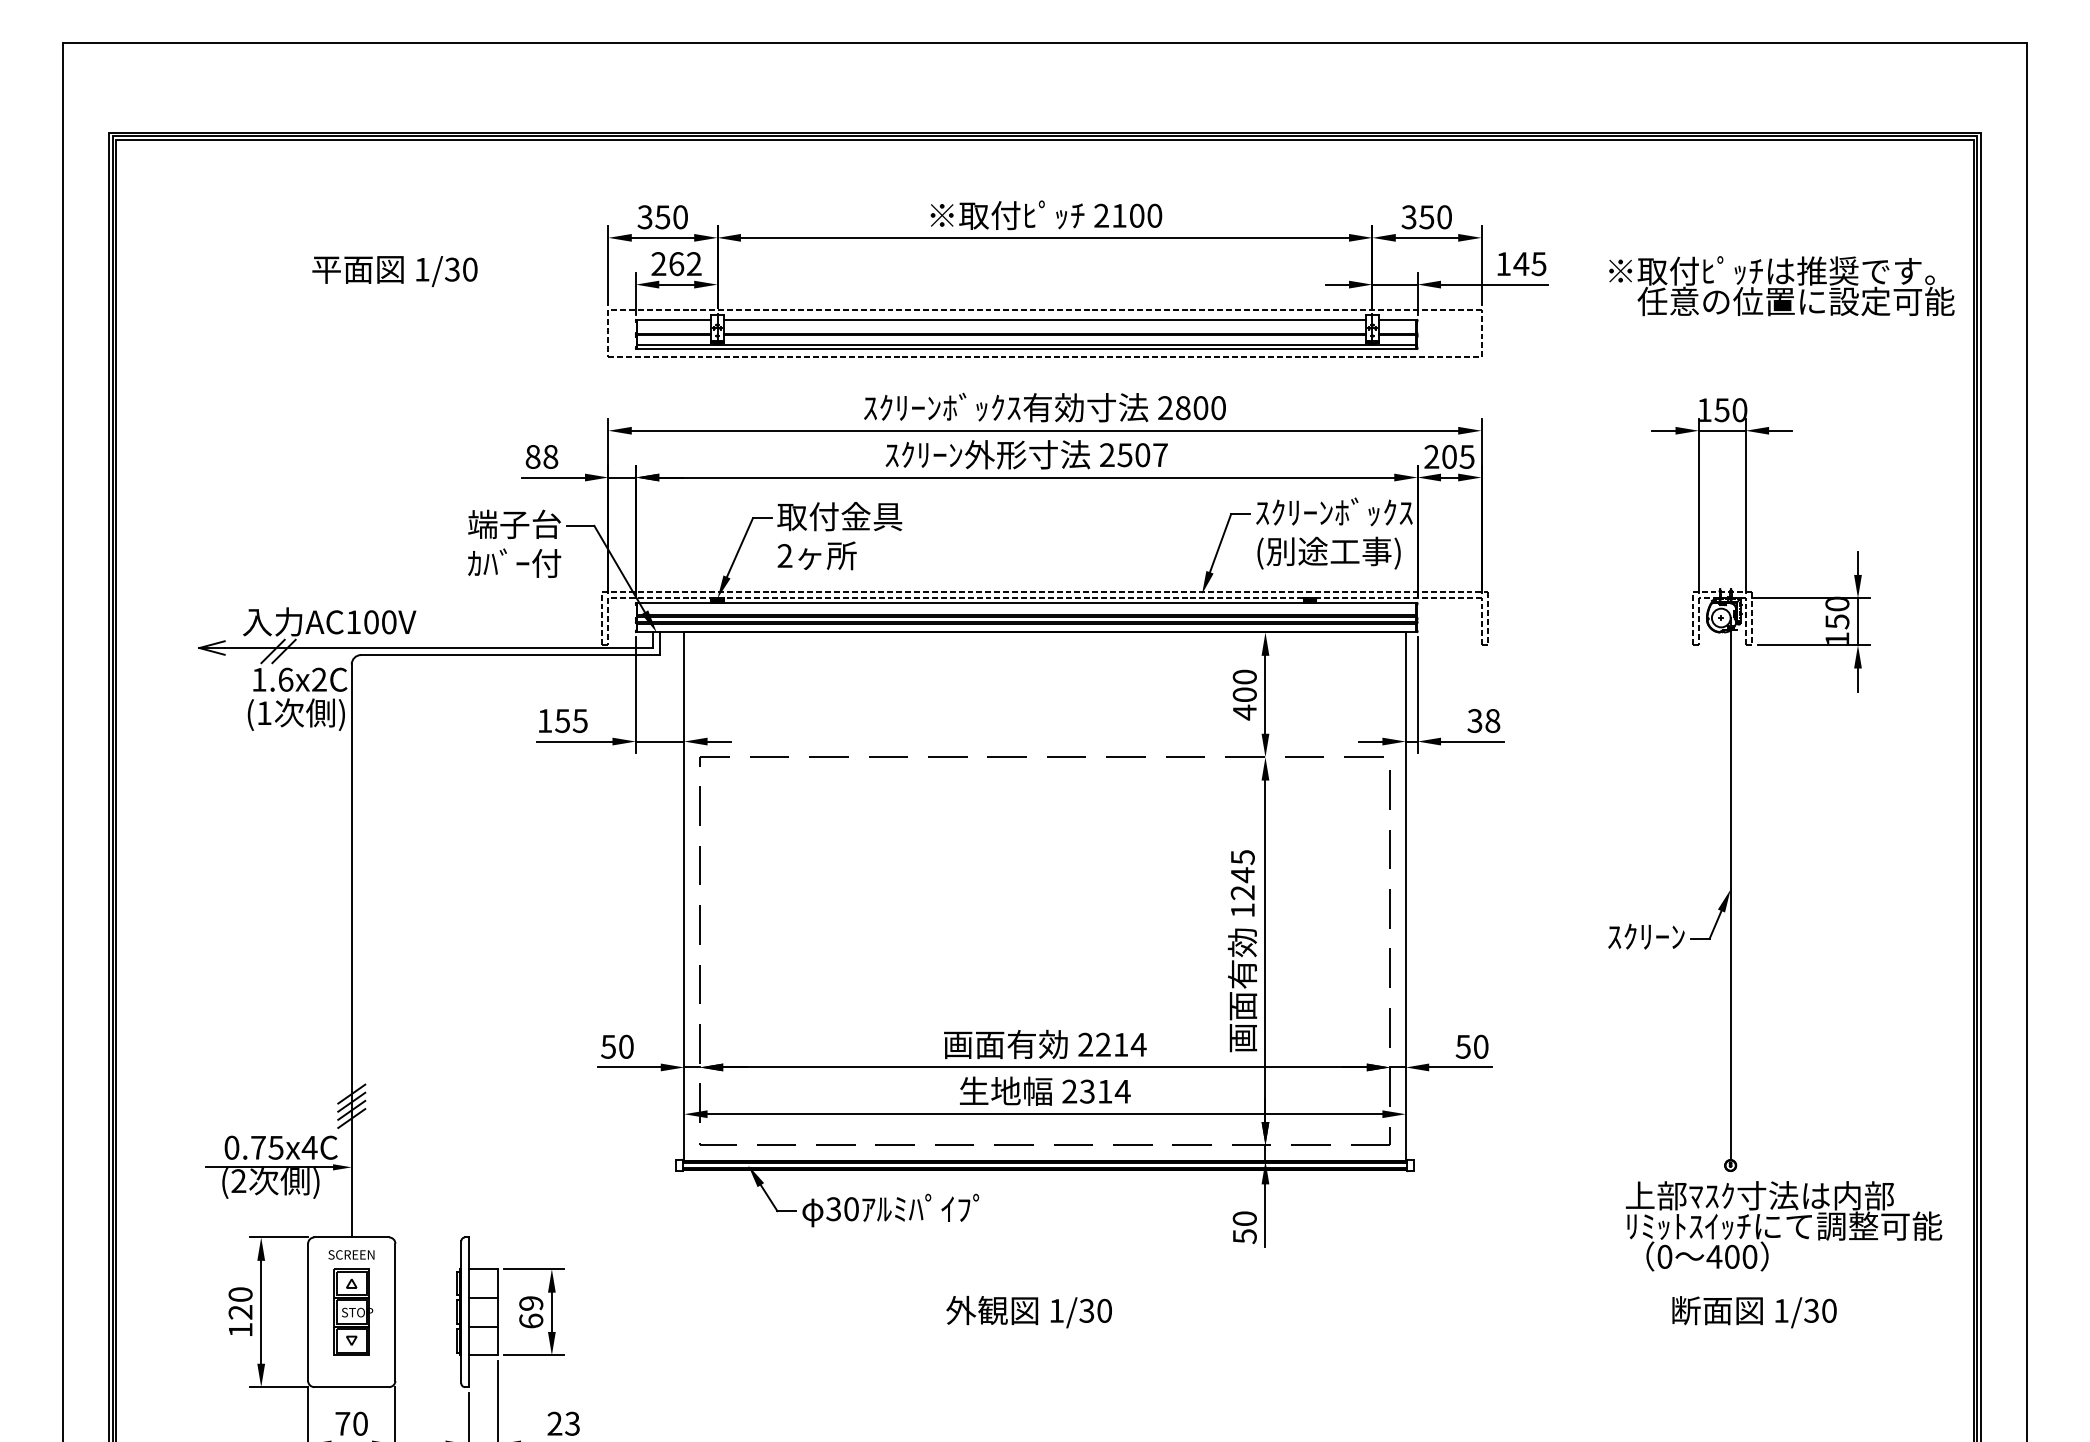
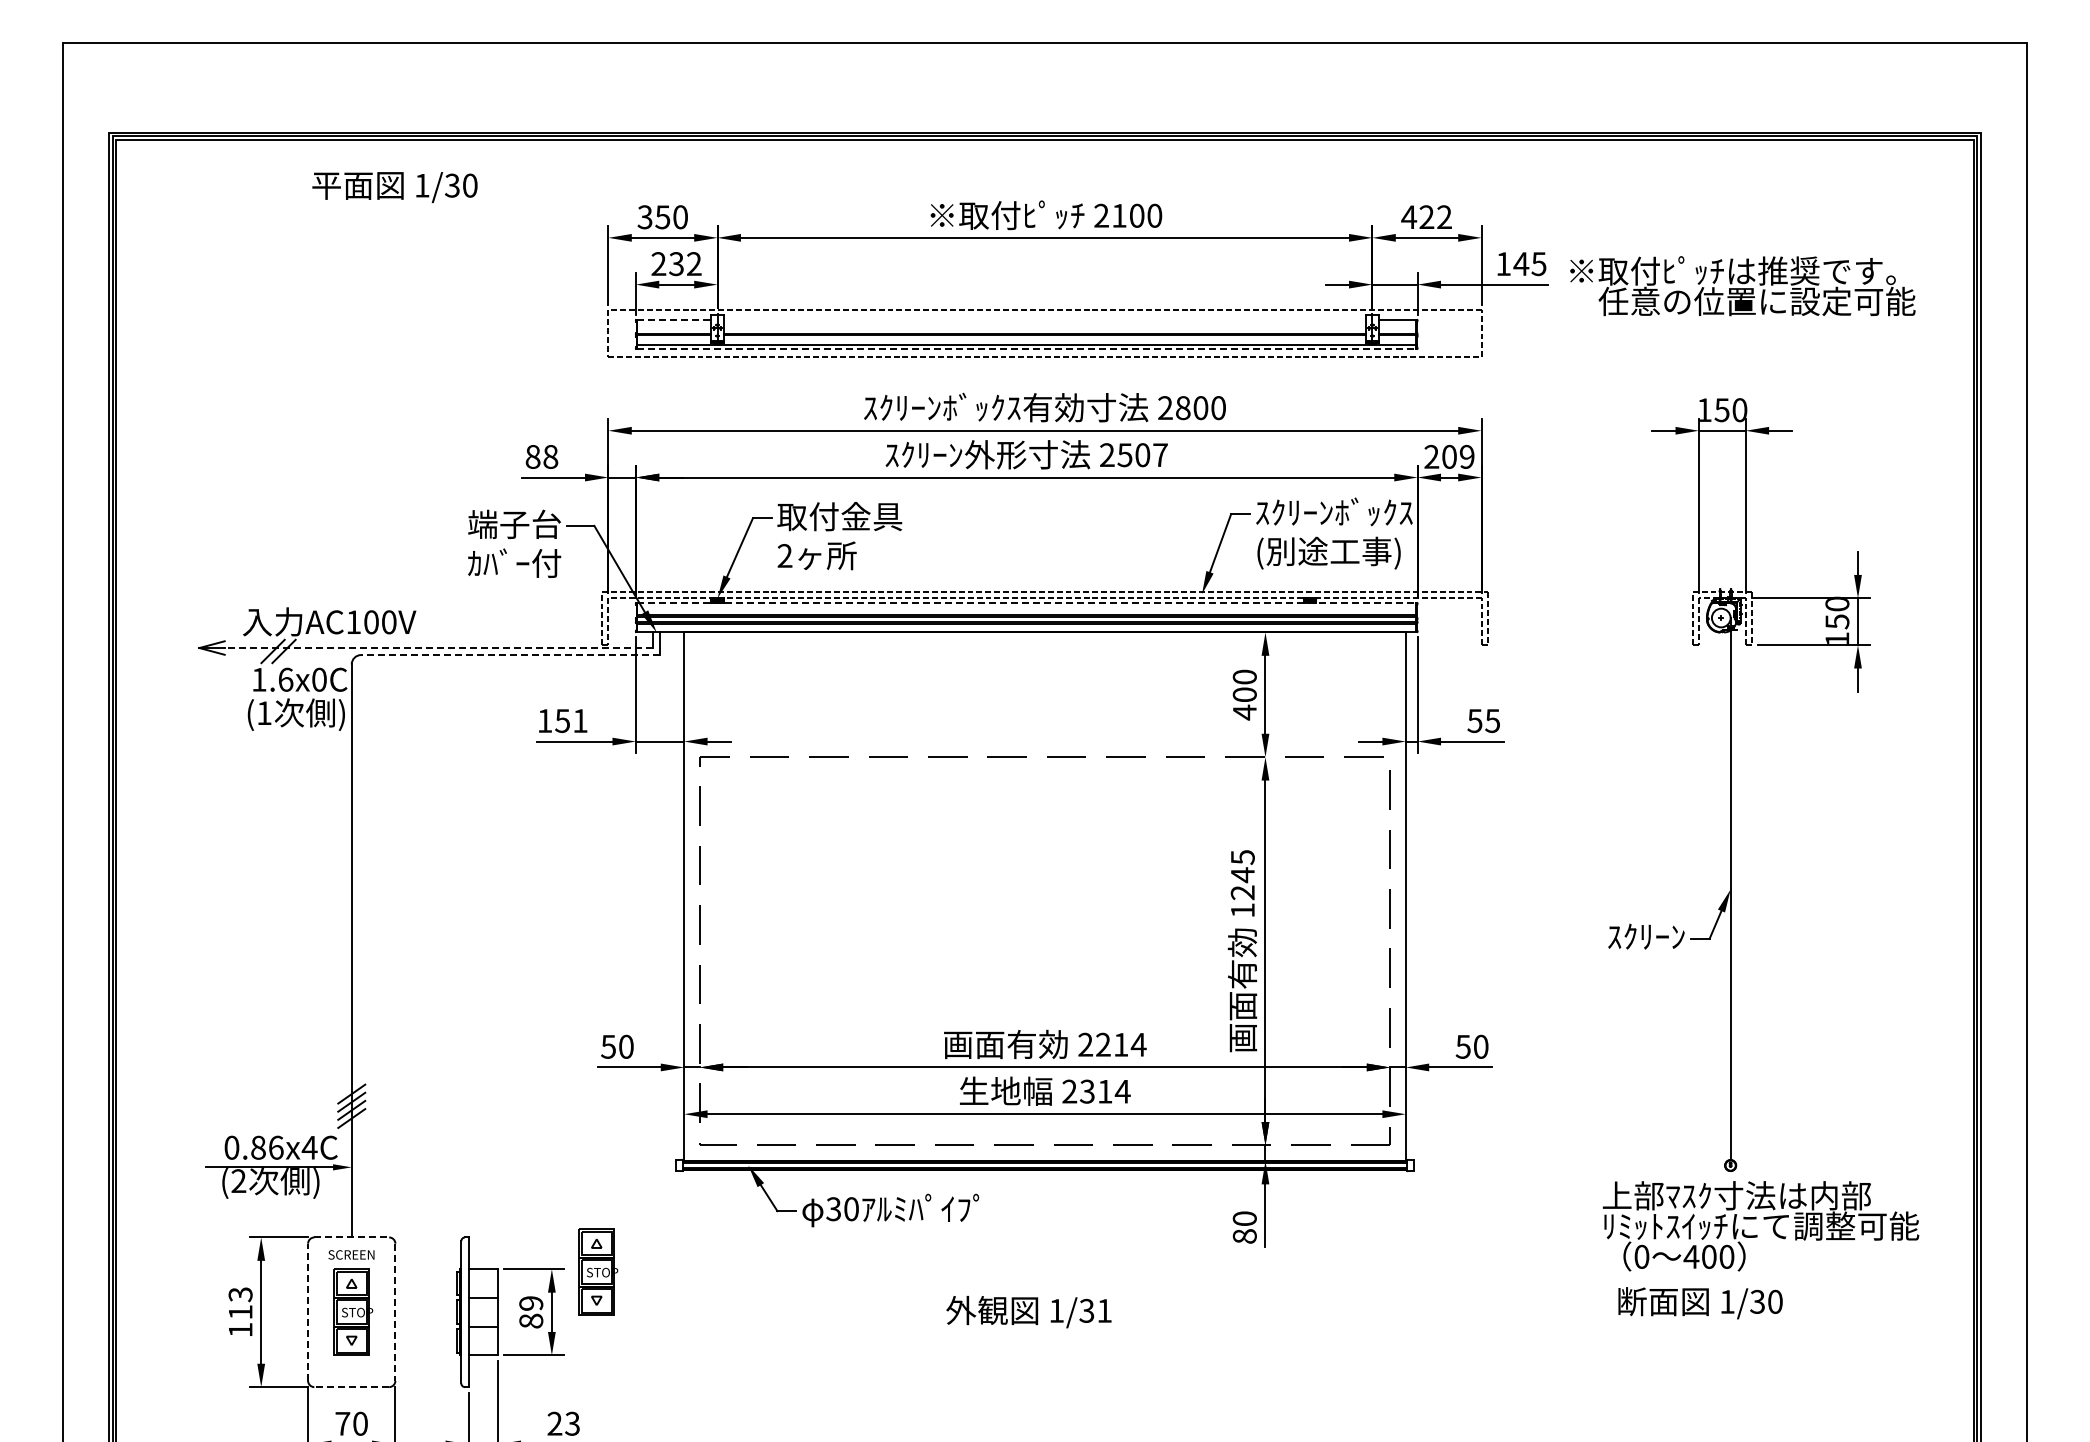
text: 350 -> 422 (1426, 217)
text: 262 -> 232 (676, 264)
text position: (394, 271) -> (394, 187) (394, 187)
text position: (1781, 286) -> (1742, 286) (1742, 286)
line: solid -> dashed (674, 319)
line: present -> none (1044, 319)
line: solid -> dashed (1027, 349)
text: 205 -> 209 (1466, 456)
line: solid -> dashed (1027, 602)
line: solid -> dashed (438, 648)
line: solid -> dashed (510, 655)
text: 1.6x2C -> 1.6x0C (319, 679)
text: 38 -> 55 (1483, 720)
text: 155 -> 151 (579, 721)
text: 0.75x4C -> 0.86x4C (267, 1147)
text position: (1784, 1226) -> (1761, 1226) (1761, 1226)
text: 50 -> 80 (1244, 1236)
line: solid -> dashed (352, 1237)
part: none -> present (598, 1271)
text: 120 -> 113 (240, 1303)
text: 1/30 -> 1/31 (1104, 1310)
line: solid -> dashed (308, 1312)
line: solid -> dashed (395, 1312)
text position: (1754, 1312) -> (1700, 1303) (1700, 1303)
text: 69 -> 89 (531, 1320)
line: solid -> dashed (351, 1387)
